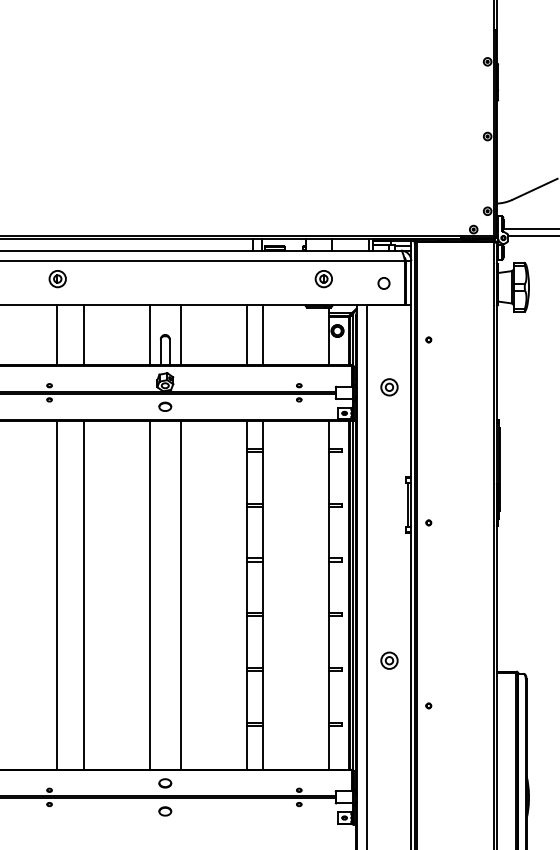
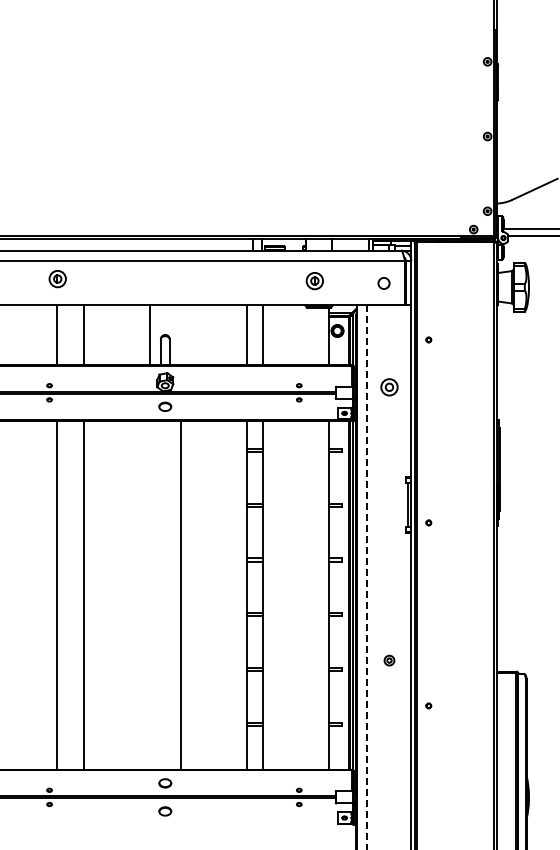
part position: (323, 279) -> (314, 281) (314, 281)
line: present -> none (180, 335)
line: solid -> dashed (367, 578)
line: present -> none (149, 594)
part size: 19x19 px -> 13x13 px (389, 660)
